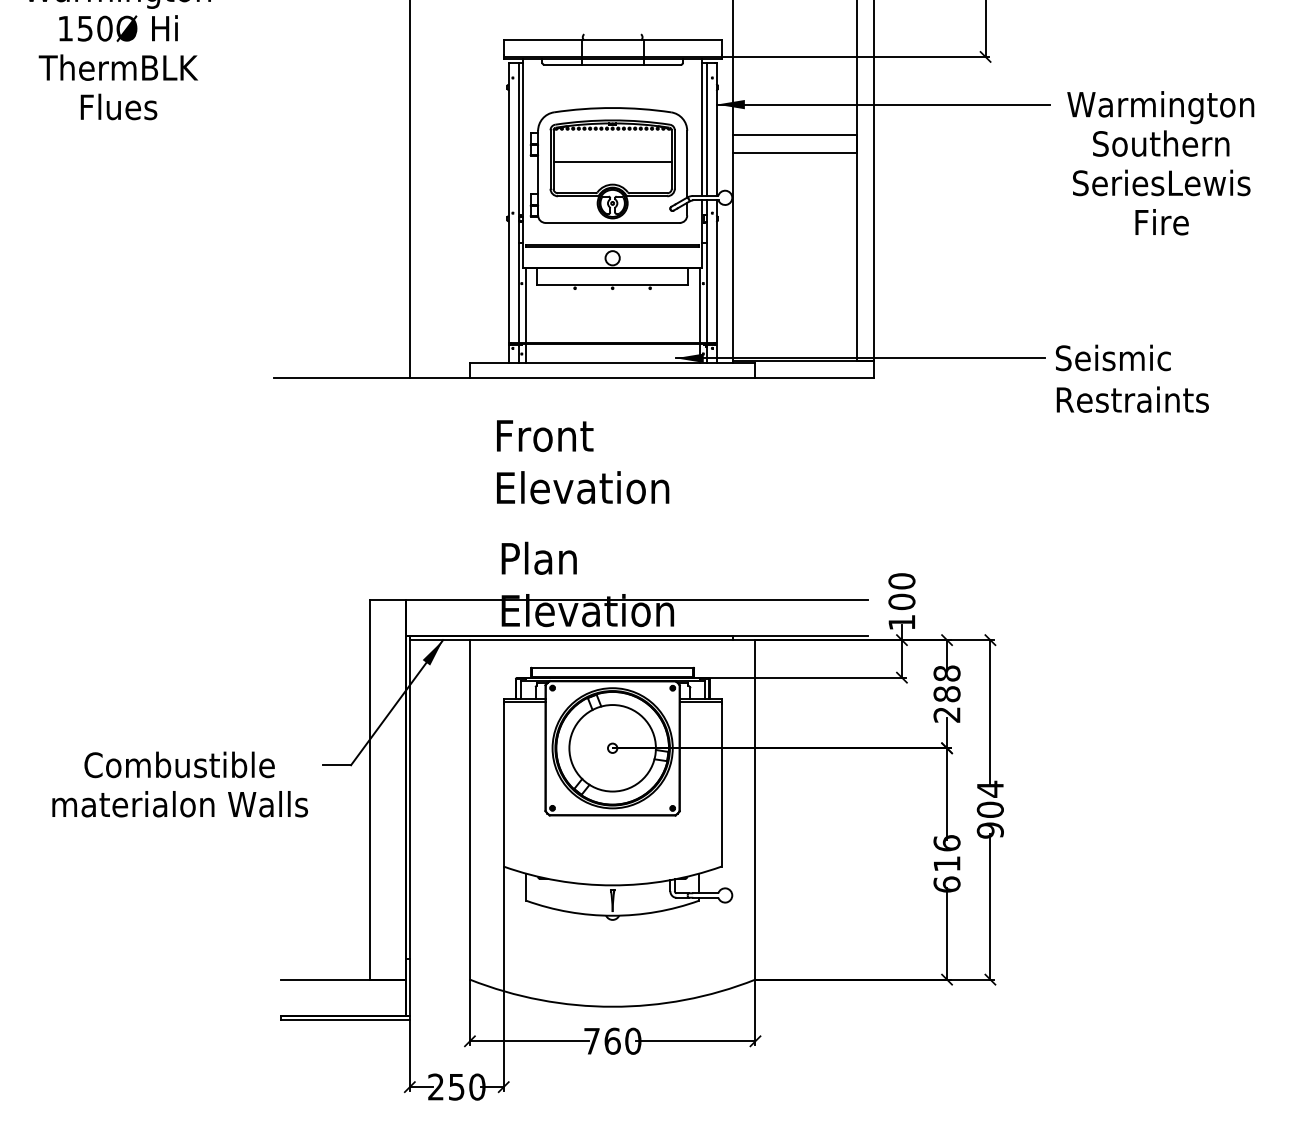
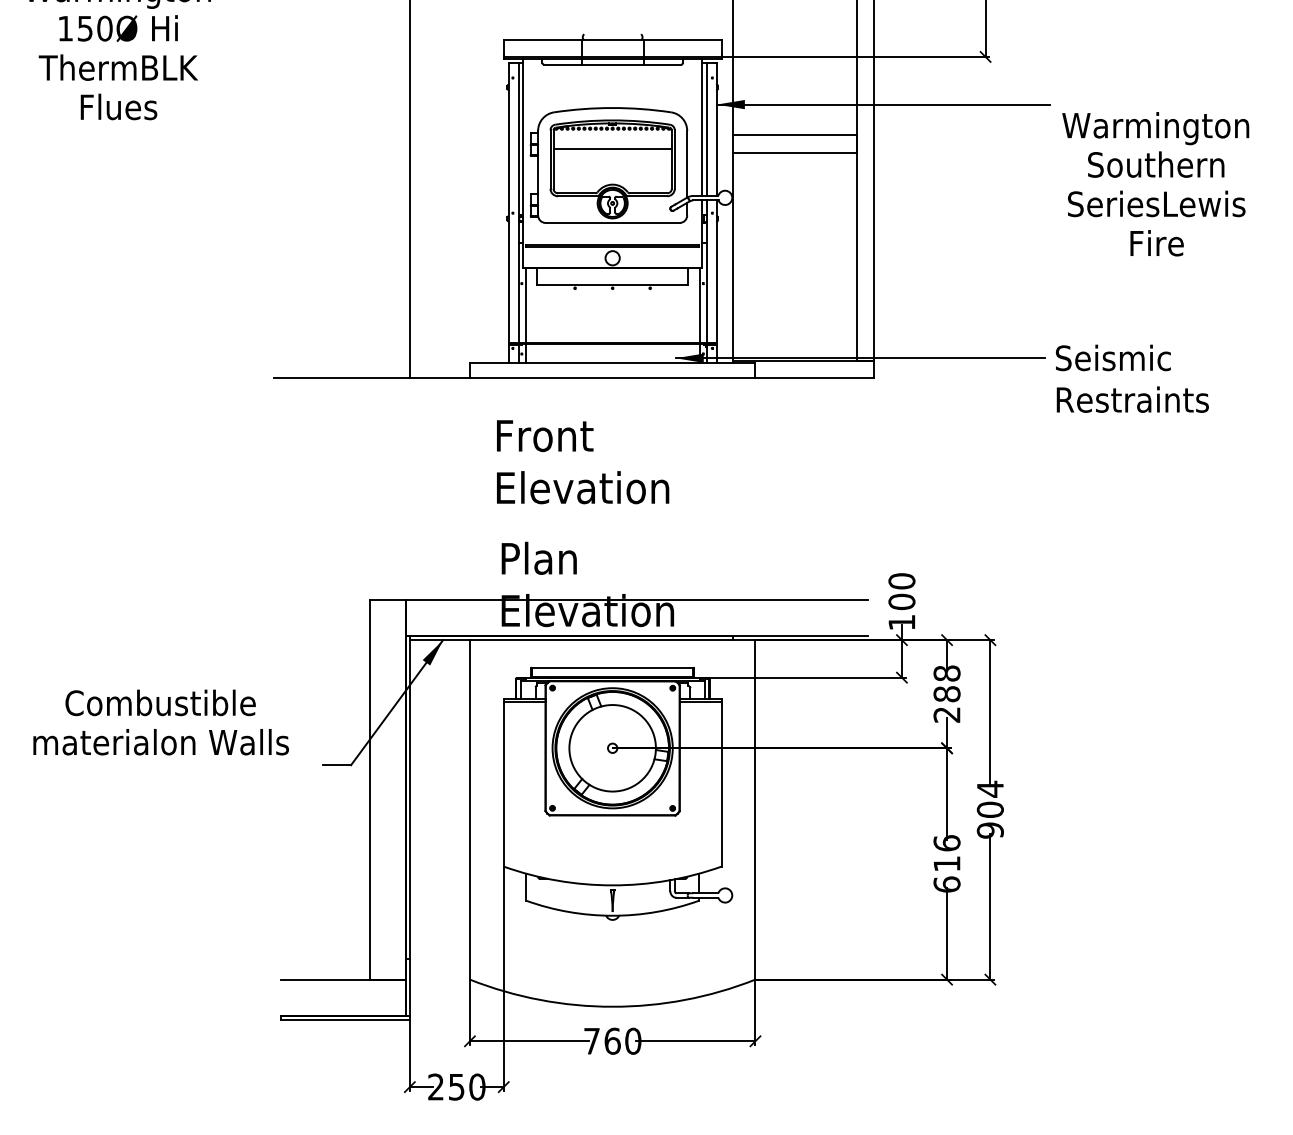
line position: (612, 162) -> (612, 149) (612, 149)
text position: (1160, 163) -> (1155, 184) (1155, 184)
text position: (179, 784) -> (160, 722) (160, 722)
